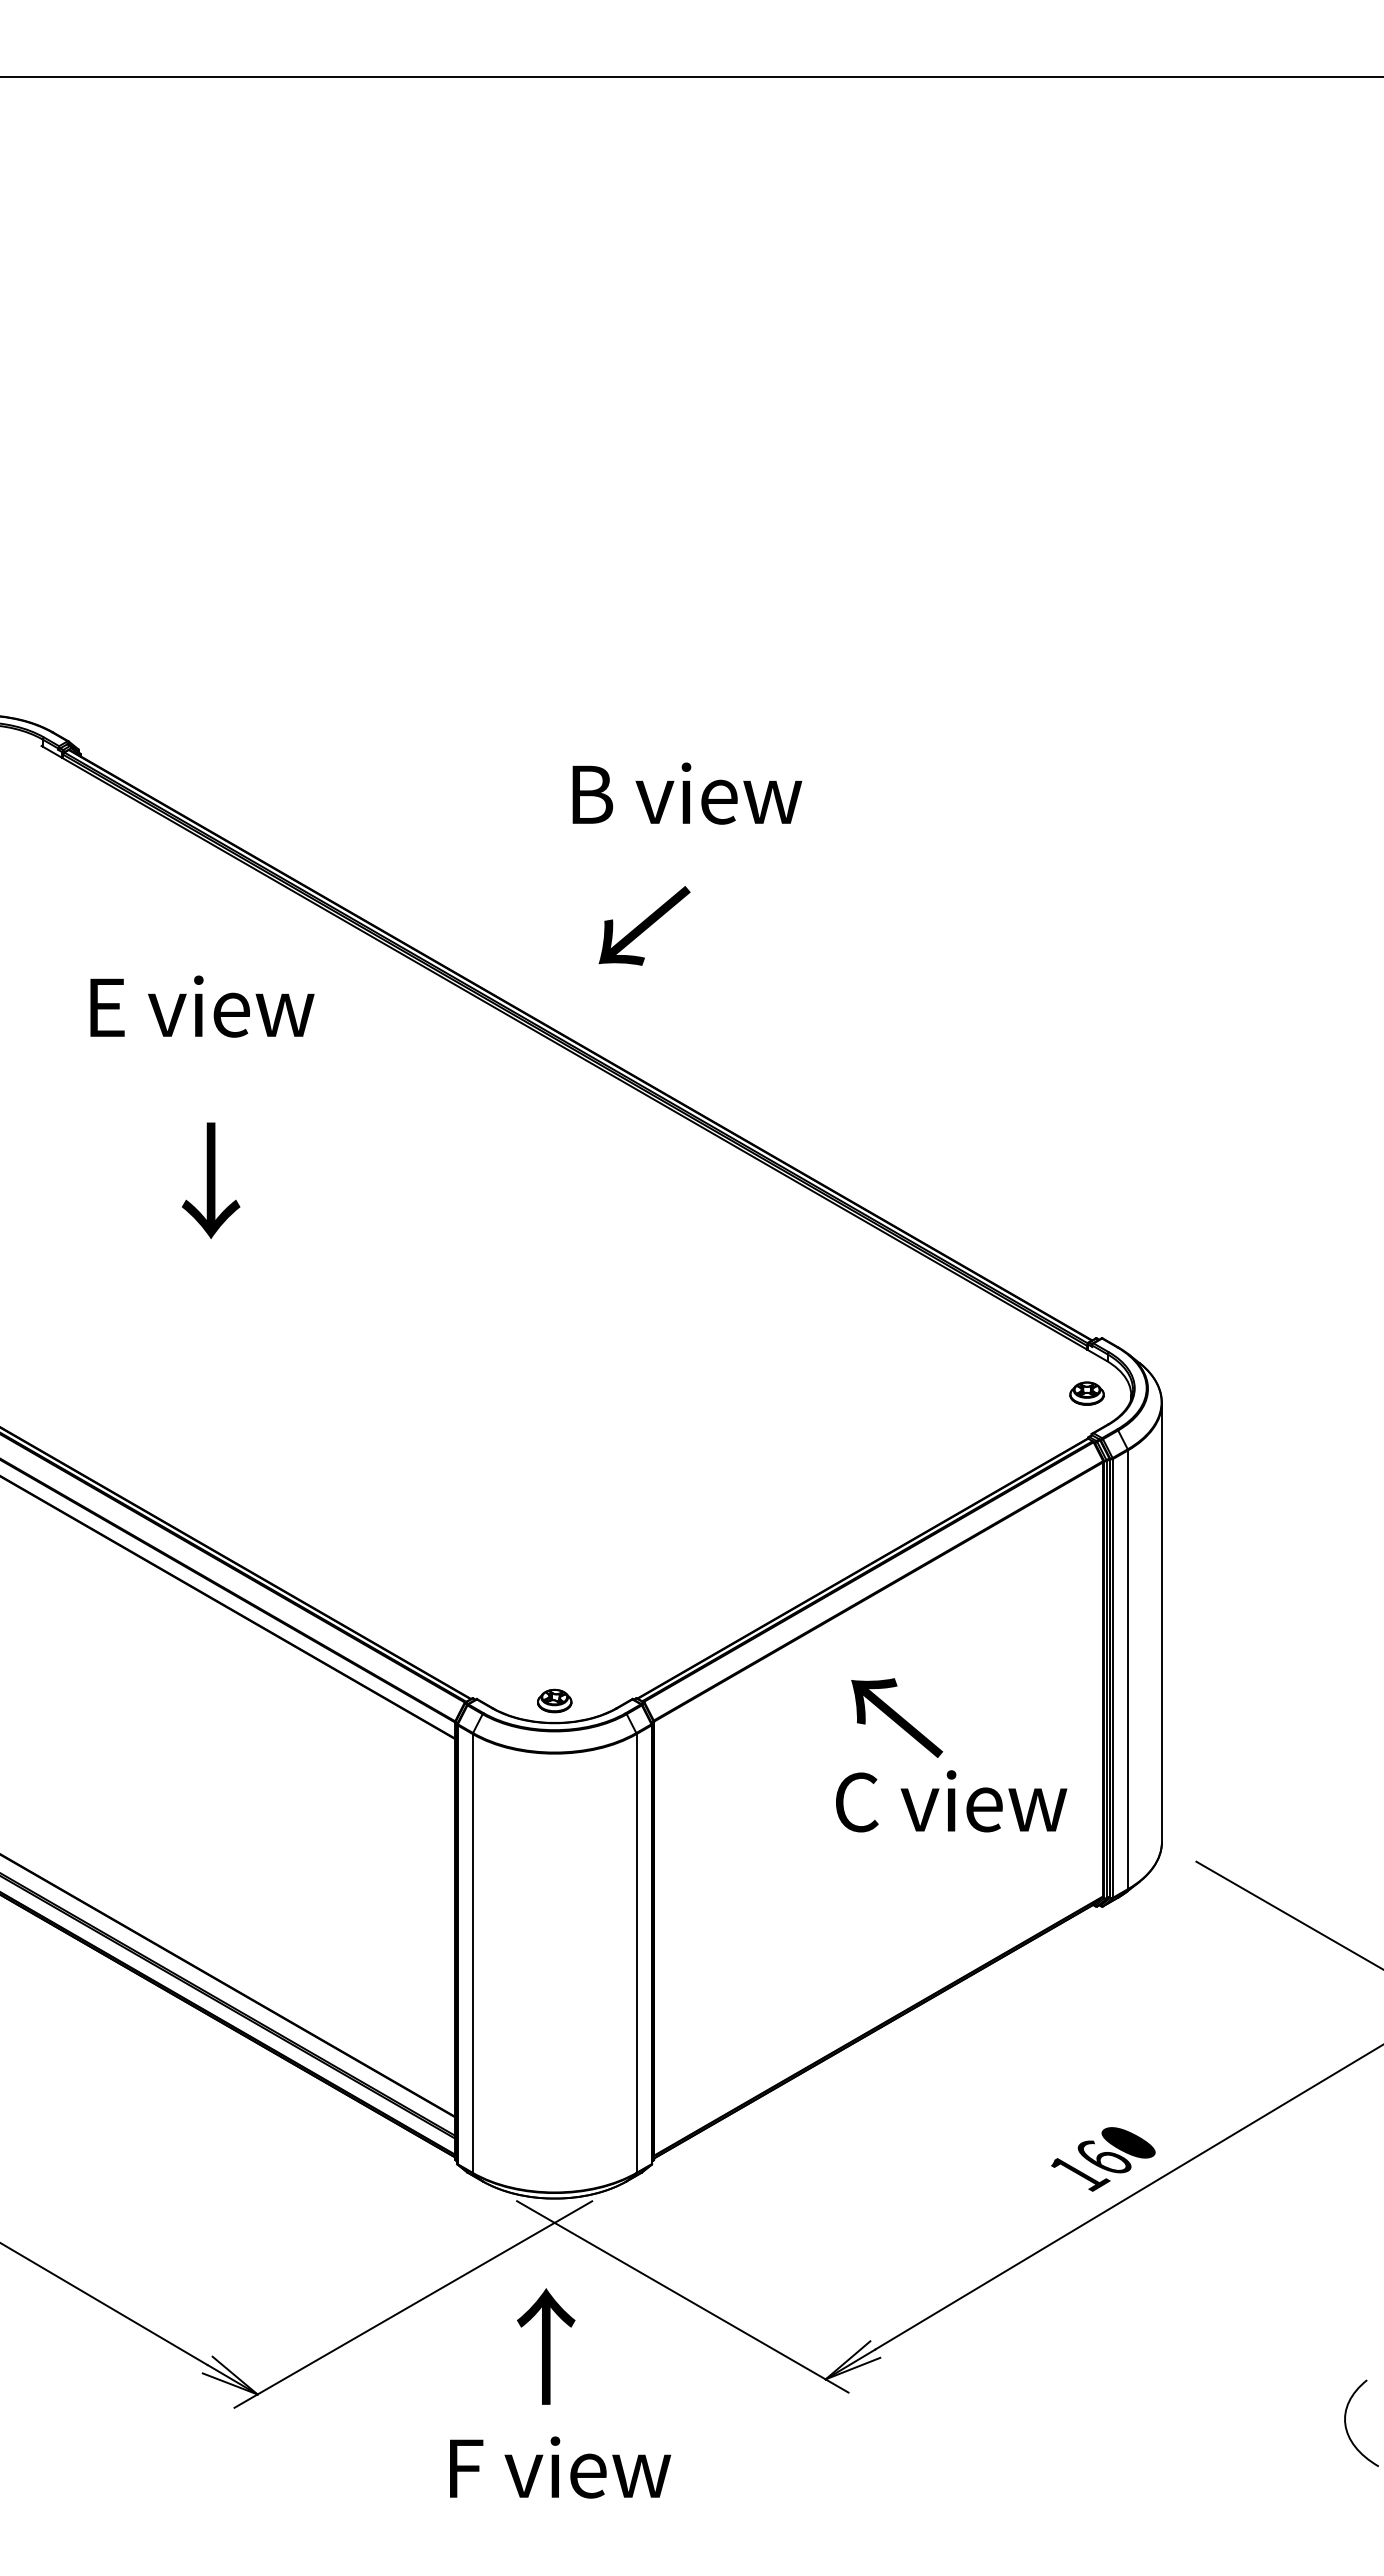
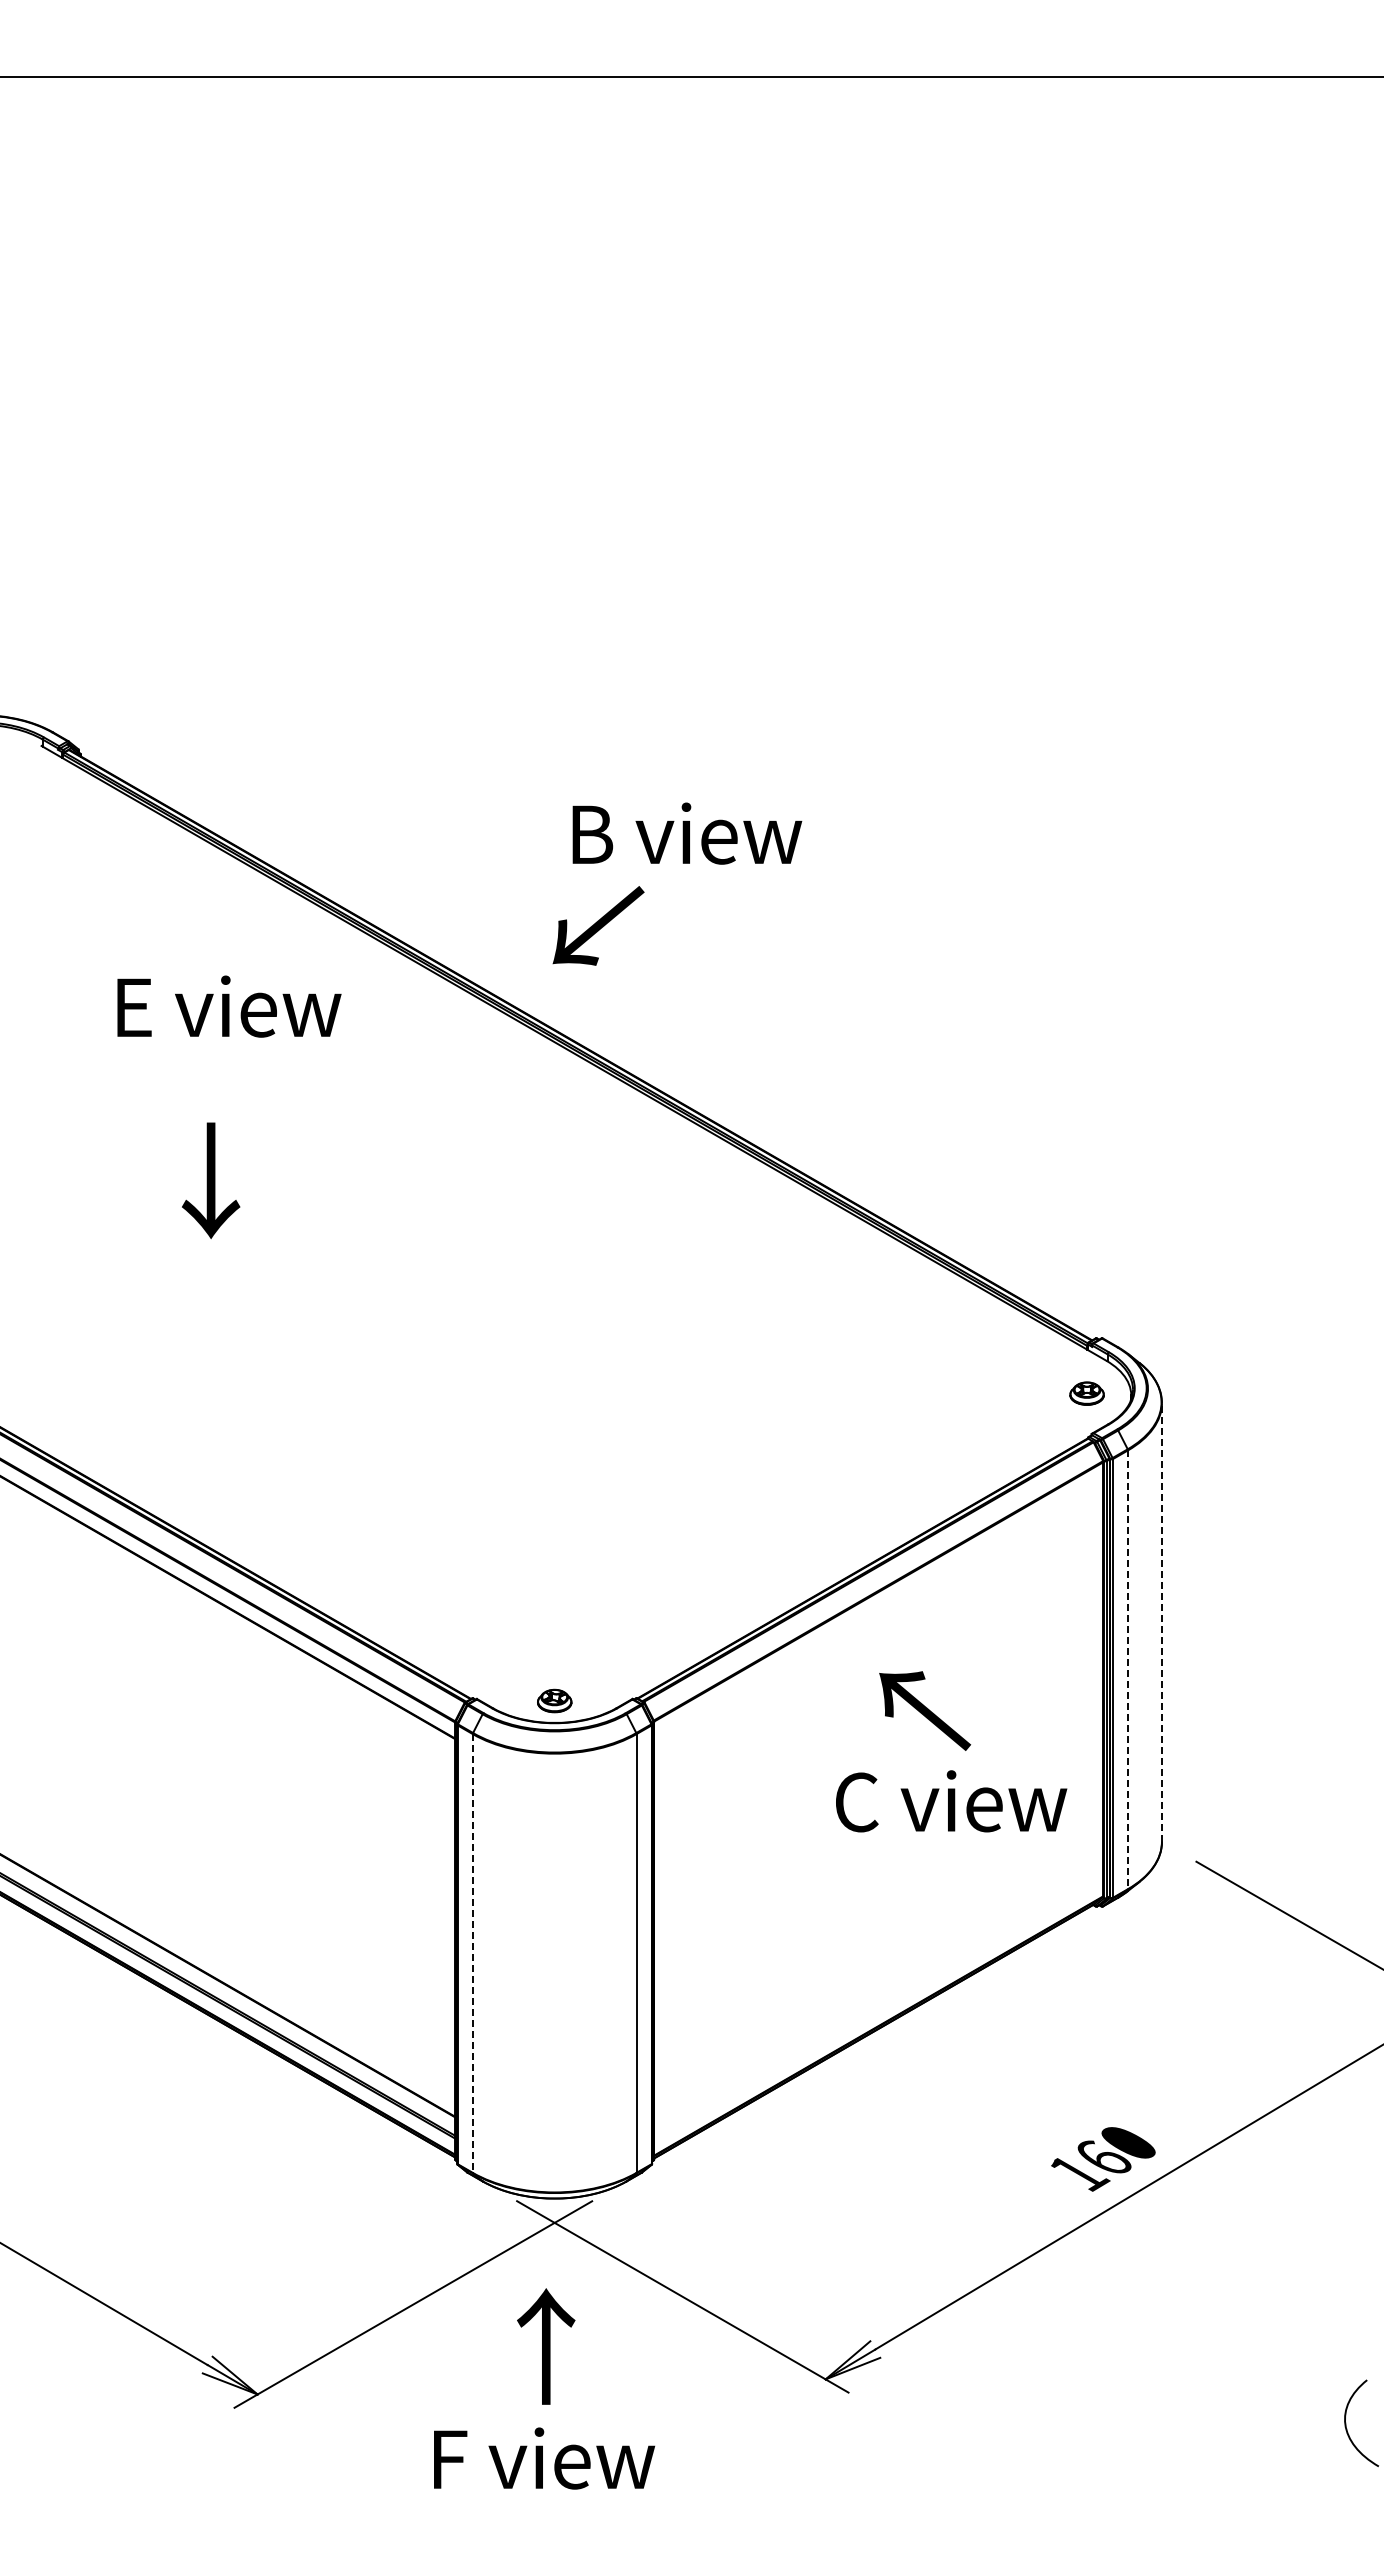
text position: (687, 793) -> (687, 833) (687, 833)
text position: (644, 925) -> (598, 925) (598, 925)
text position: (202, 1006) -> (229, 1006) (229, 1006)
line: solid -> dashed (1161, 1621)
line: solid -> dashed (1128, 1670)
text position: (897, 1717) -> (925, 1710) (925, 1710)
line: solid -> dashed (472, 1953)
text position: (560, 2467) -> (544, 2458) (544, 2458)
